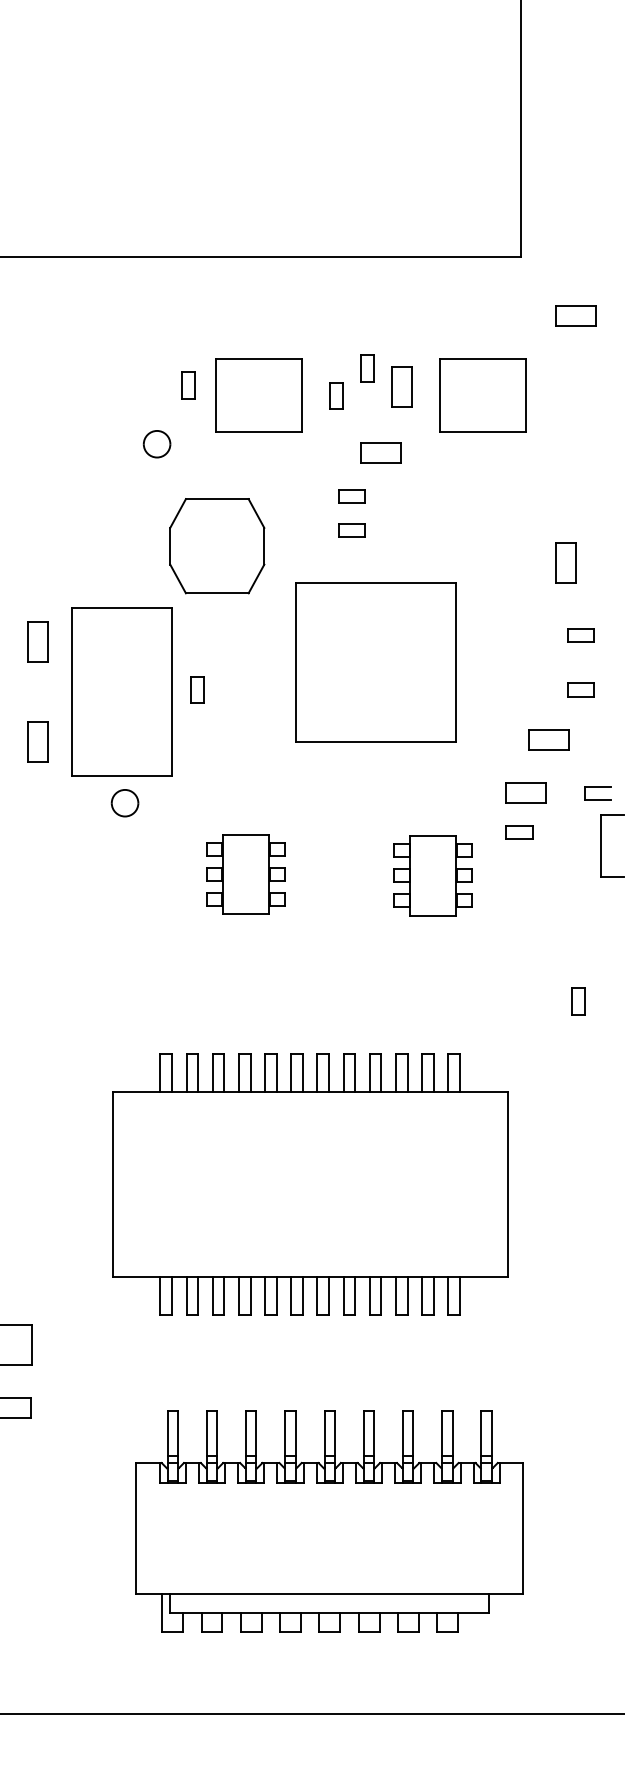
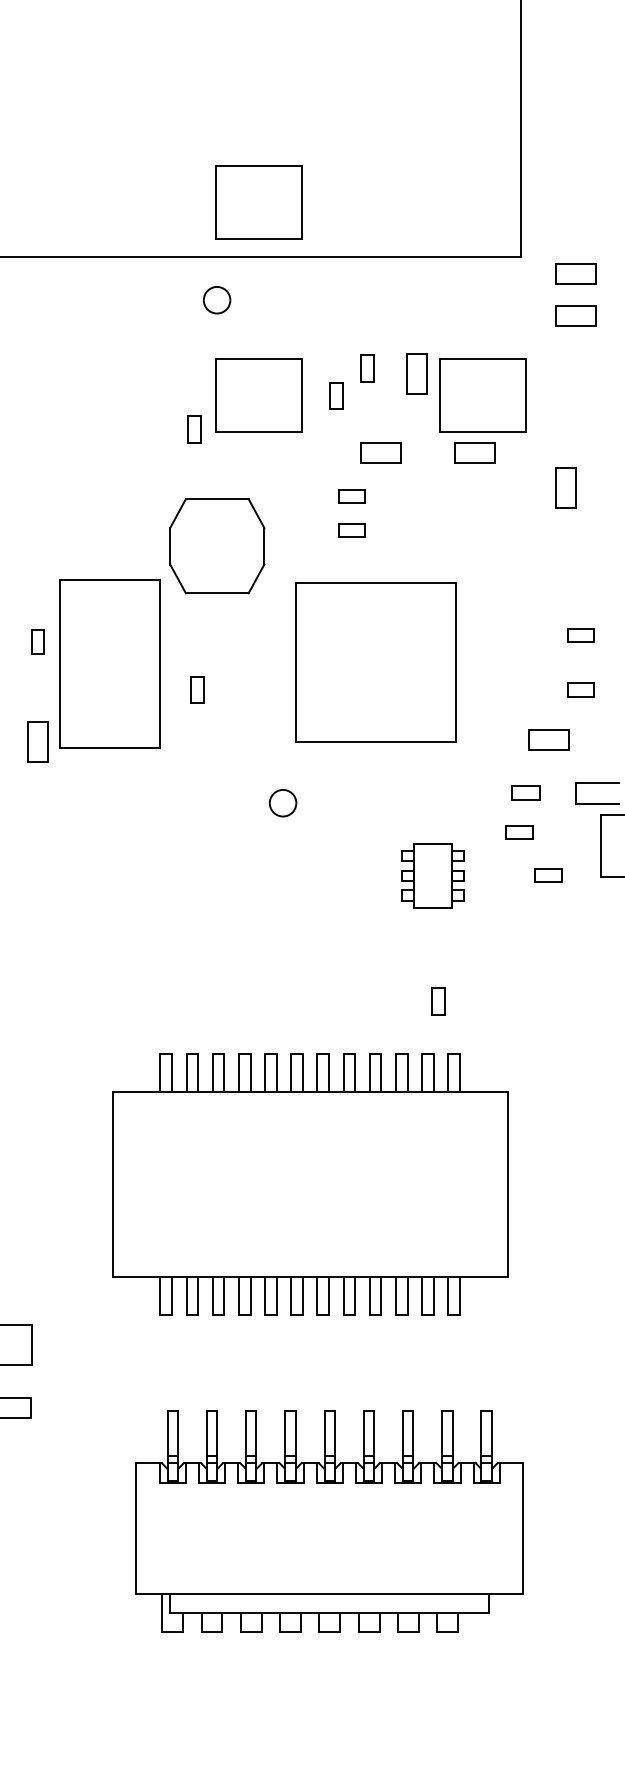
part: none -> present (258, 202)
part: none -> present (575, 273)
part position: (188, 385) -> (194, 429) (194, 429)
part position: (401, 386) -> (416, 373) (416, 373)
part position: (156, 444) -> (216, 300) (216, 300)
part: none -> present (474, 452)
part position: (565, 562) -> (565, 487) (565, 487)
part size: 22x42 px -> 14x26 px (37, 641)
part position: (121, 691) -> (109, 663) (109, 663)
part size: 42x22 px -> 30x16 px (525, 792)
part size: 28x15 px -> 45x23 px (597, 793)
part position: (124, 803) -> (282, 803) (282, 803)
part: present -> none (245, 874)
part size: 80x82 px -> 64x66 px (432, 875)
part: none -> present (548, 875)
part position: (578, 1001) -> (438, 1001) (438, 1001)
line: present -> none (311, 1713)
